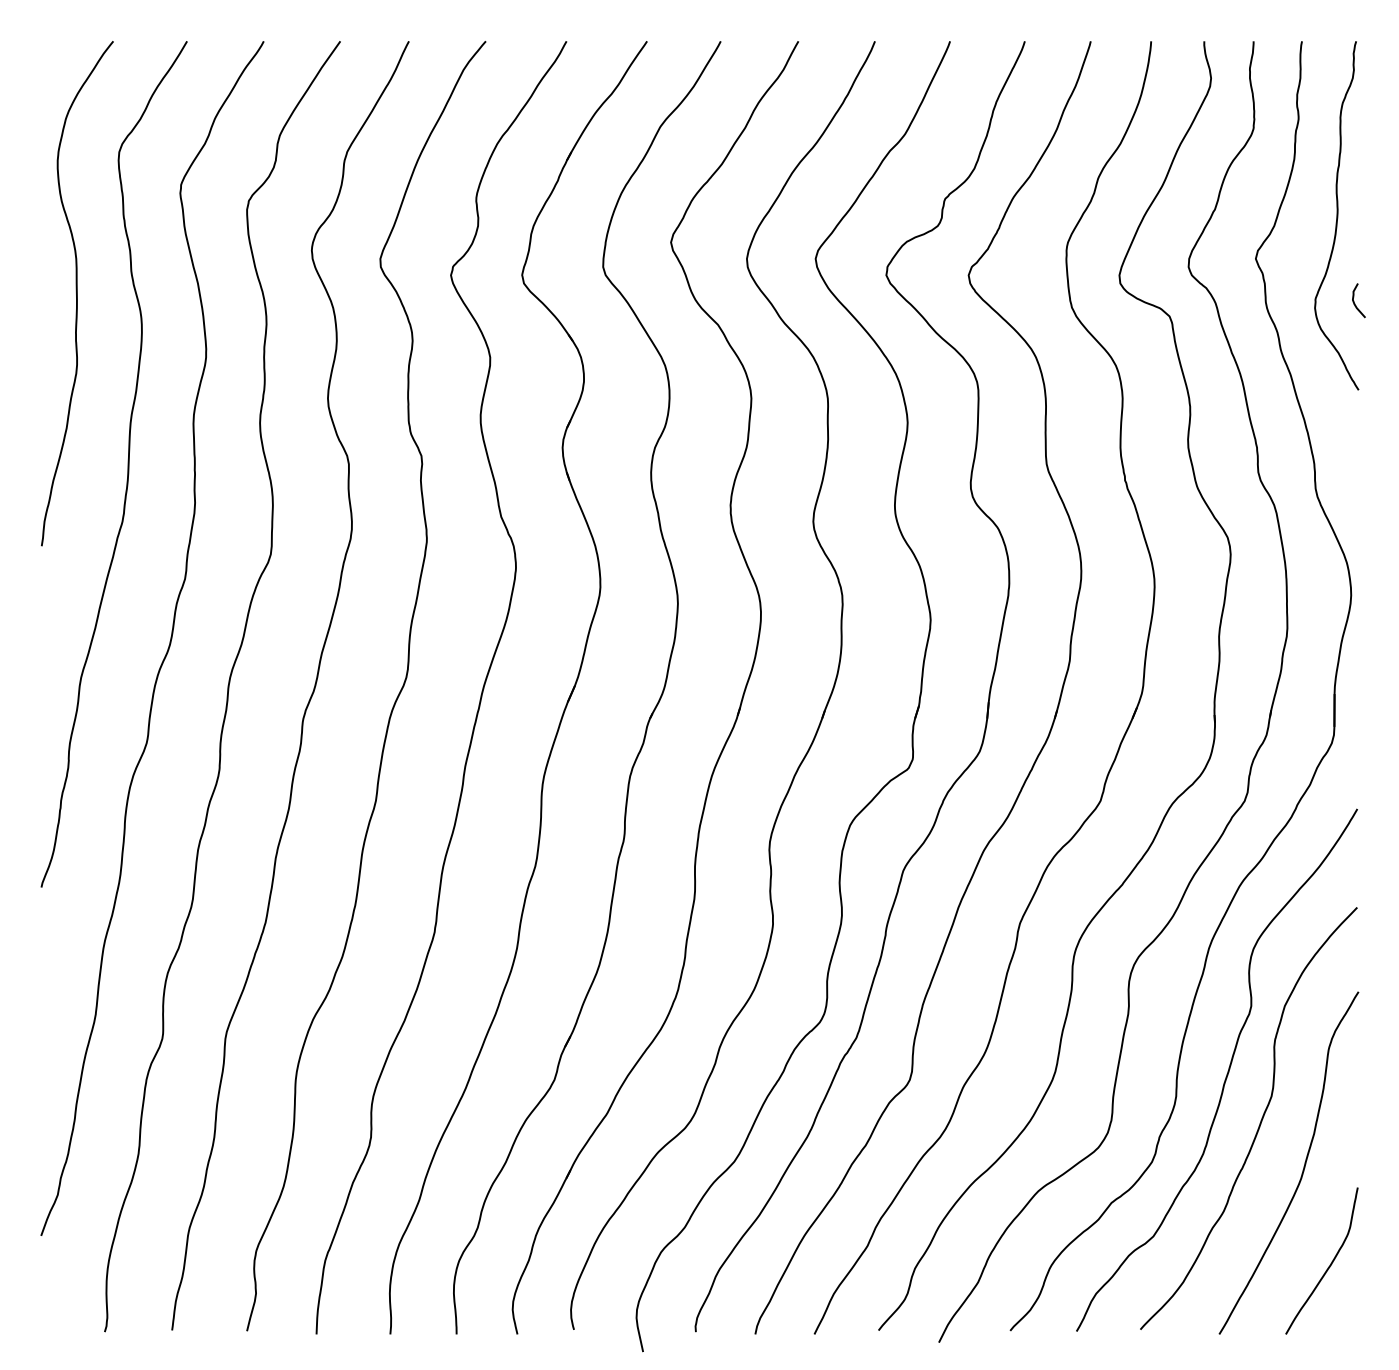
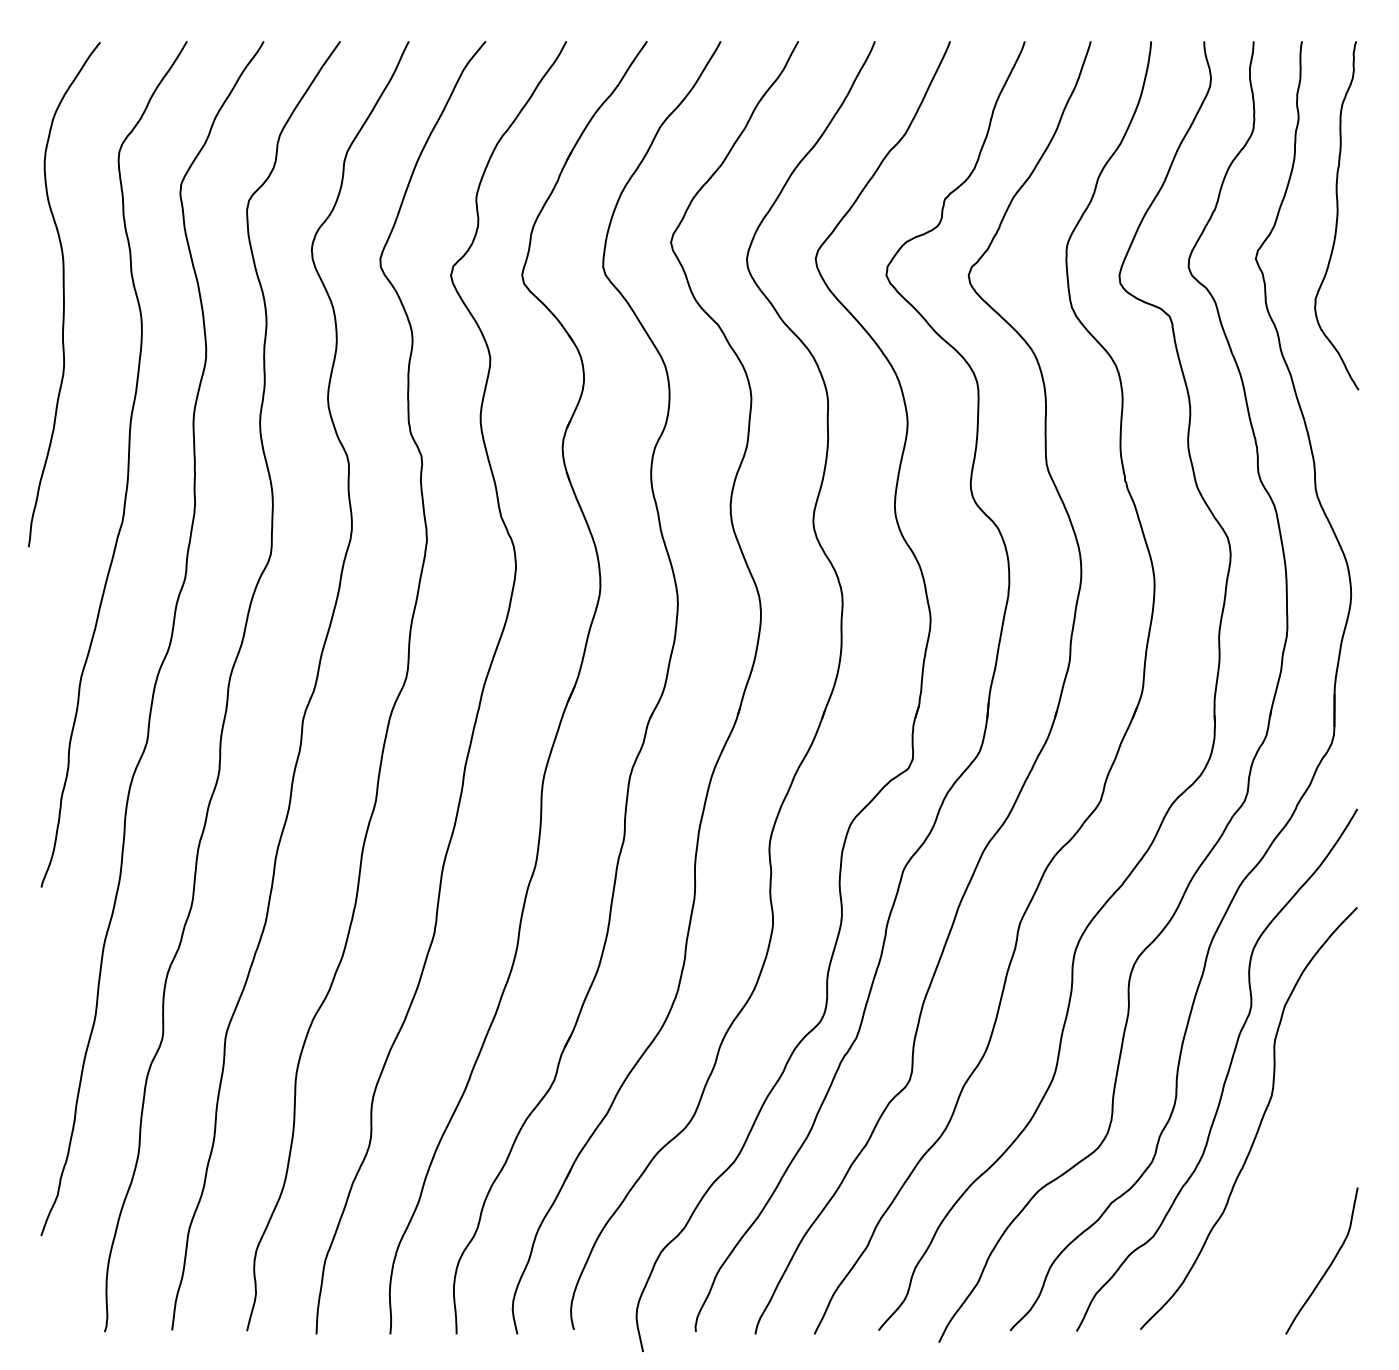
curve position: (77, 293) -> (64, 294) (64, 294)
curve: present -> none (1354, 301)
curve: present -> none (1303, 1166)
